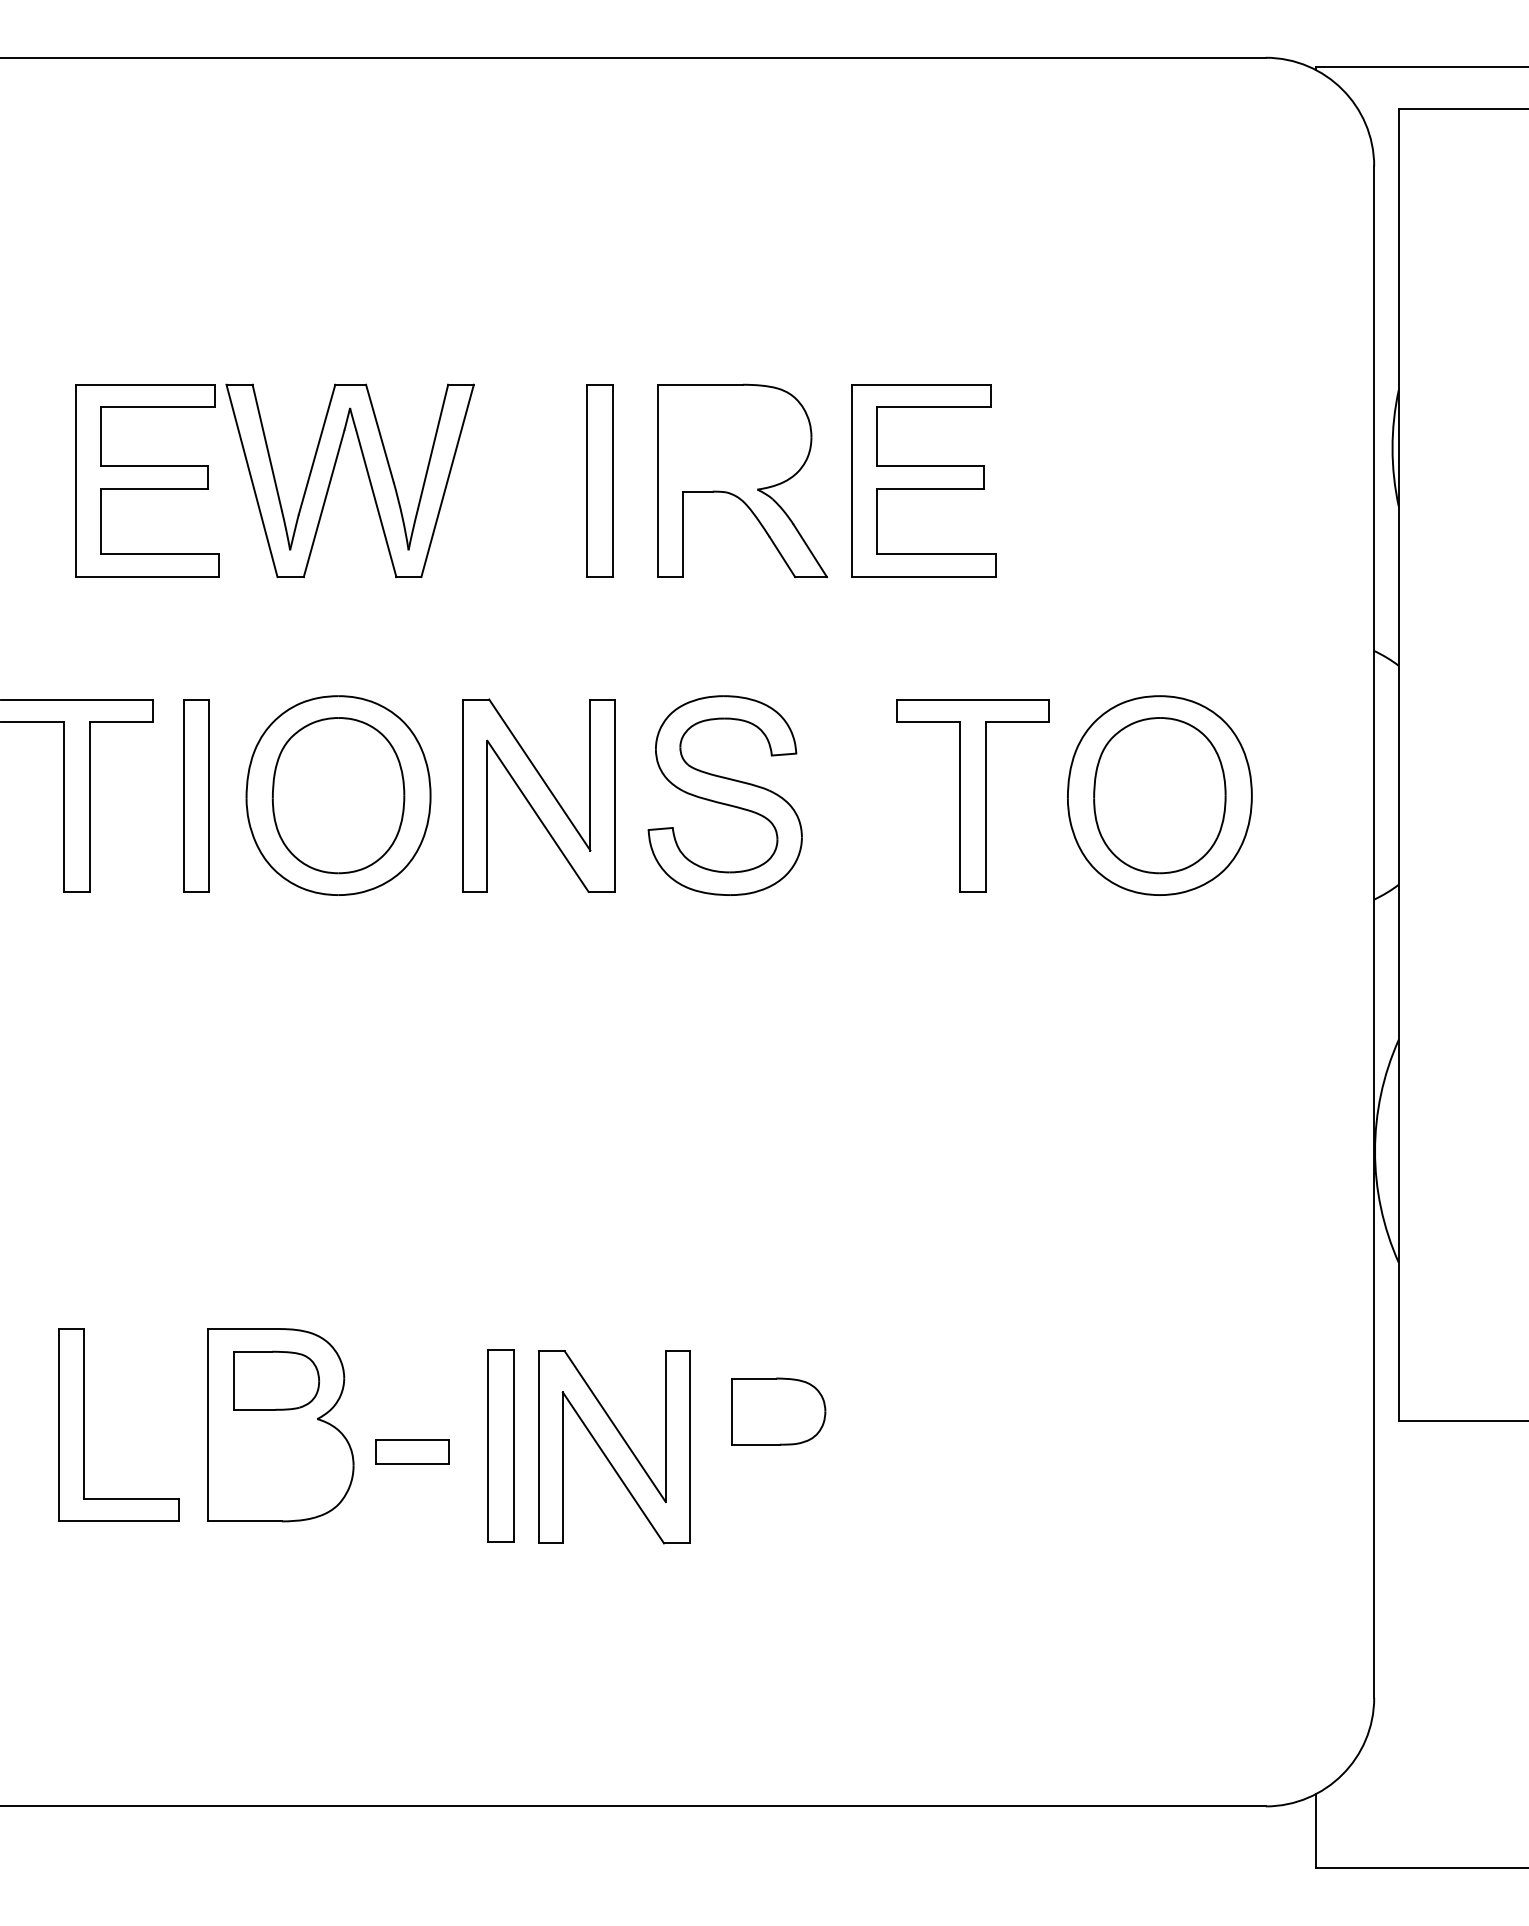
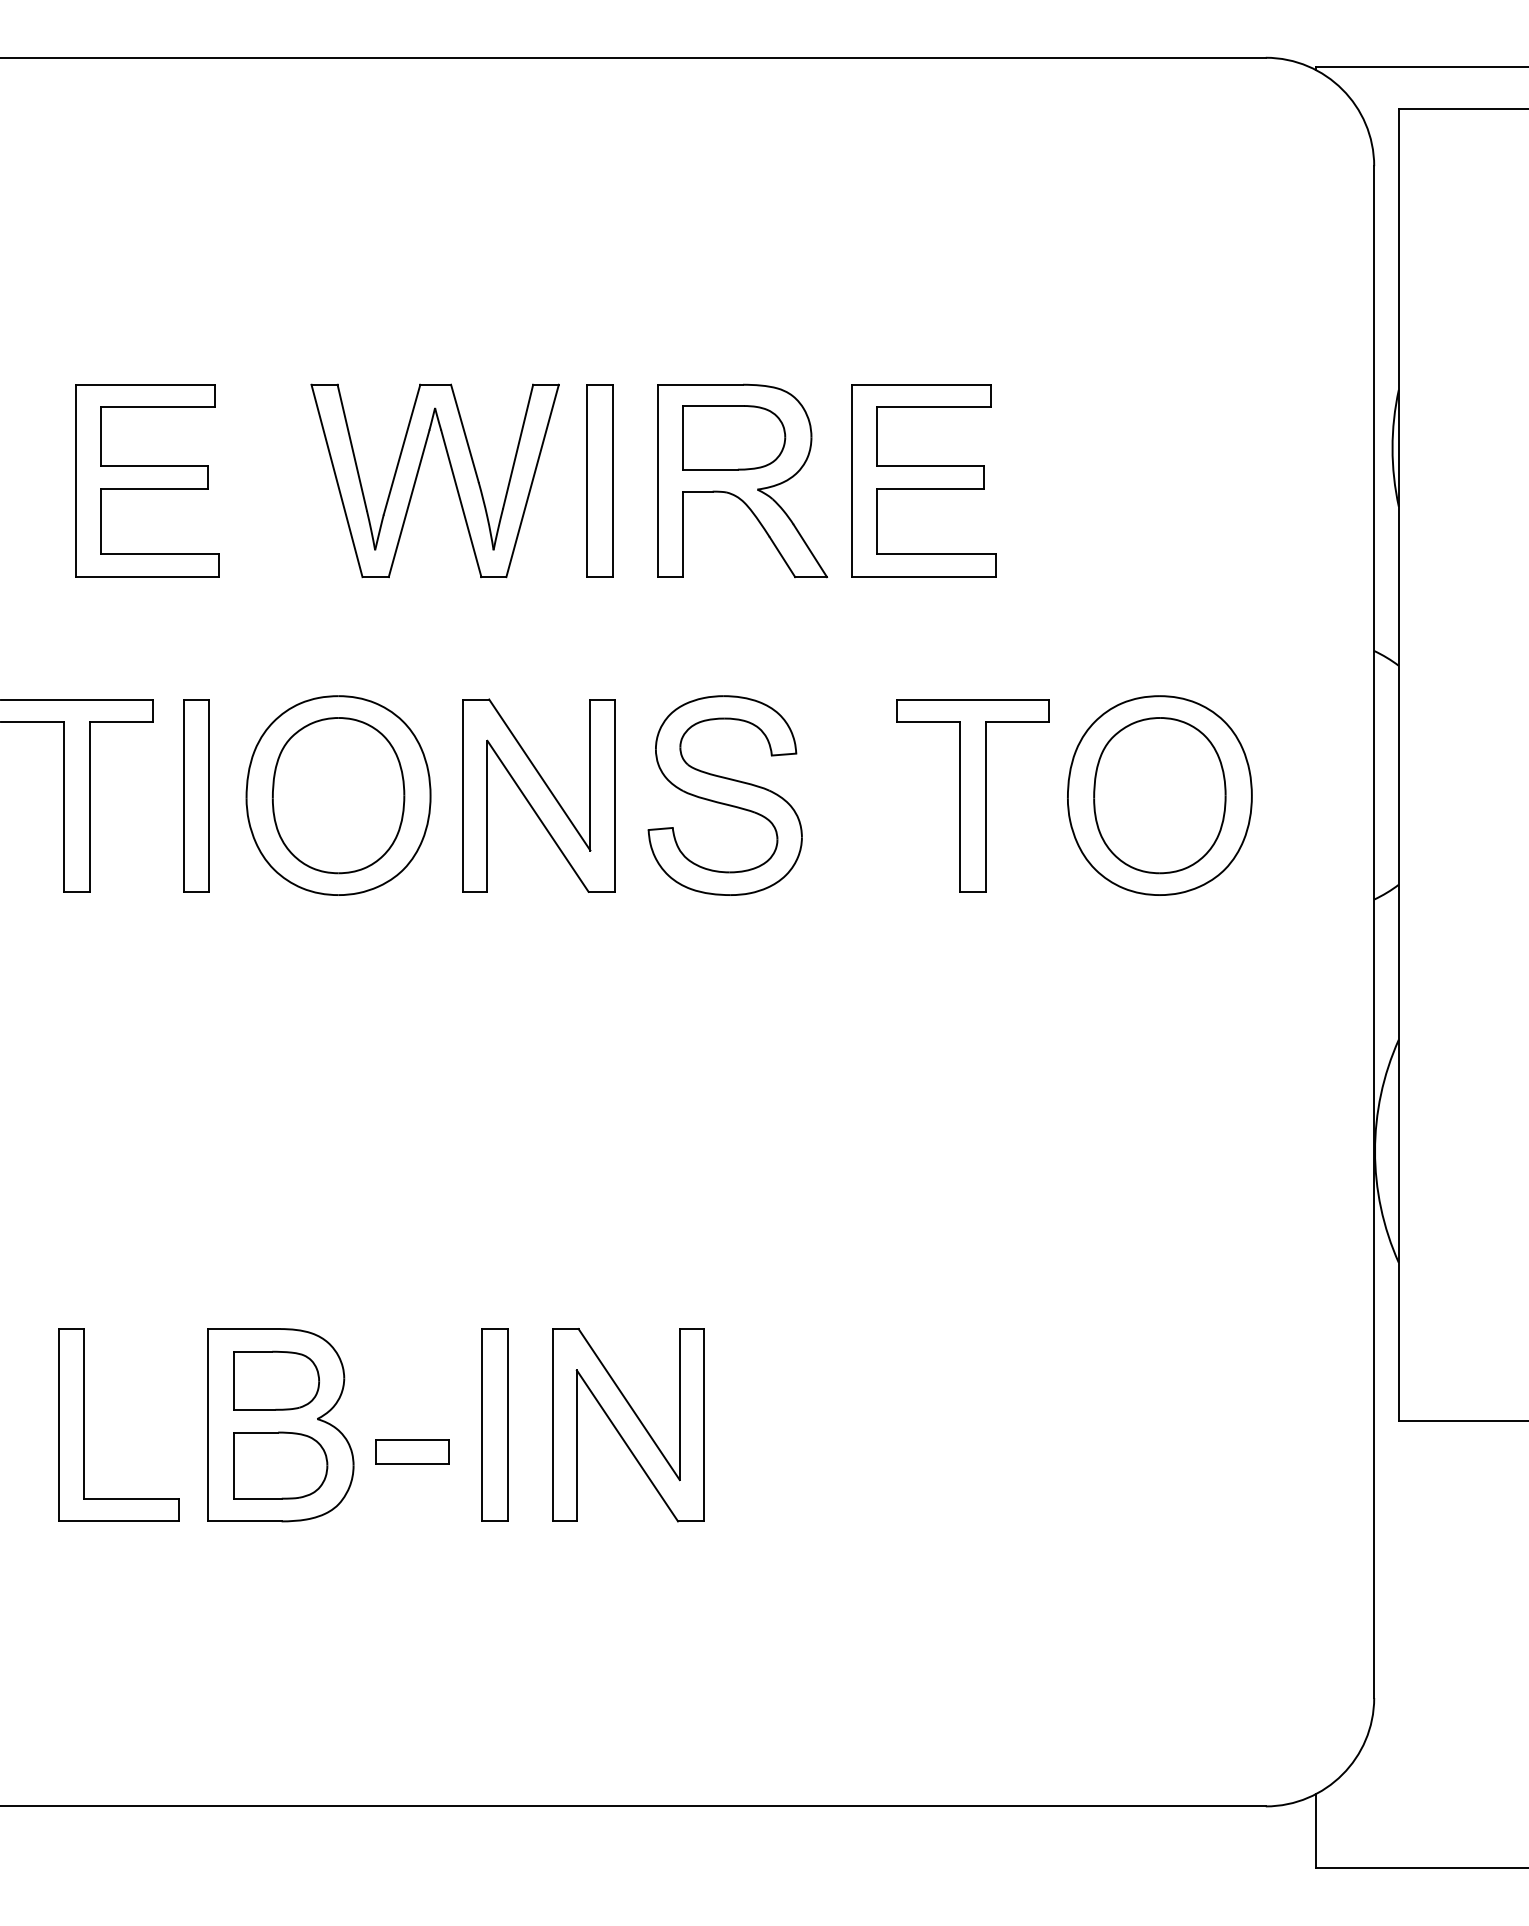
part: none -> present (734, 437)
part position: (333, 474) -> (418, 474) (418, 474)
part position: (778, 1411) -> (280, 1465) (280, 1465)
part position: (500, 1445) -> (494, 1424) (494, 1424)
part position: (614, 1447) -> (628, 1425) (628, 1425)
